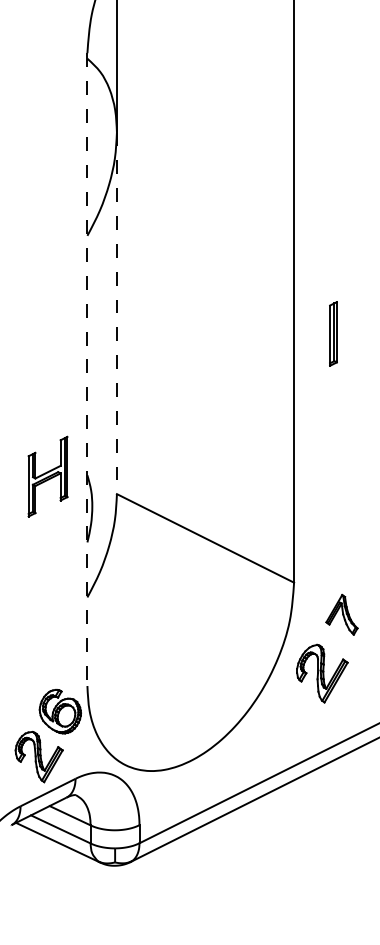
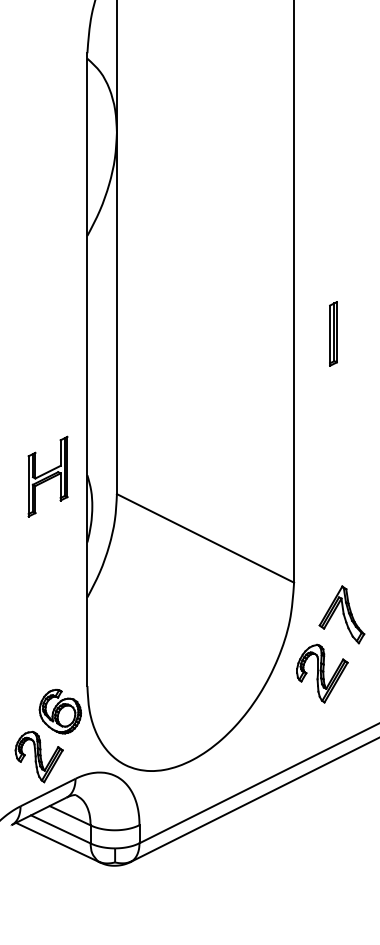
line: dashed -> solid (116, 313)
line: dashed -> solid (87, 370)
part size: 34x43 px -> 48x60 px (341, 614)
